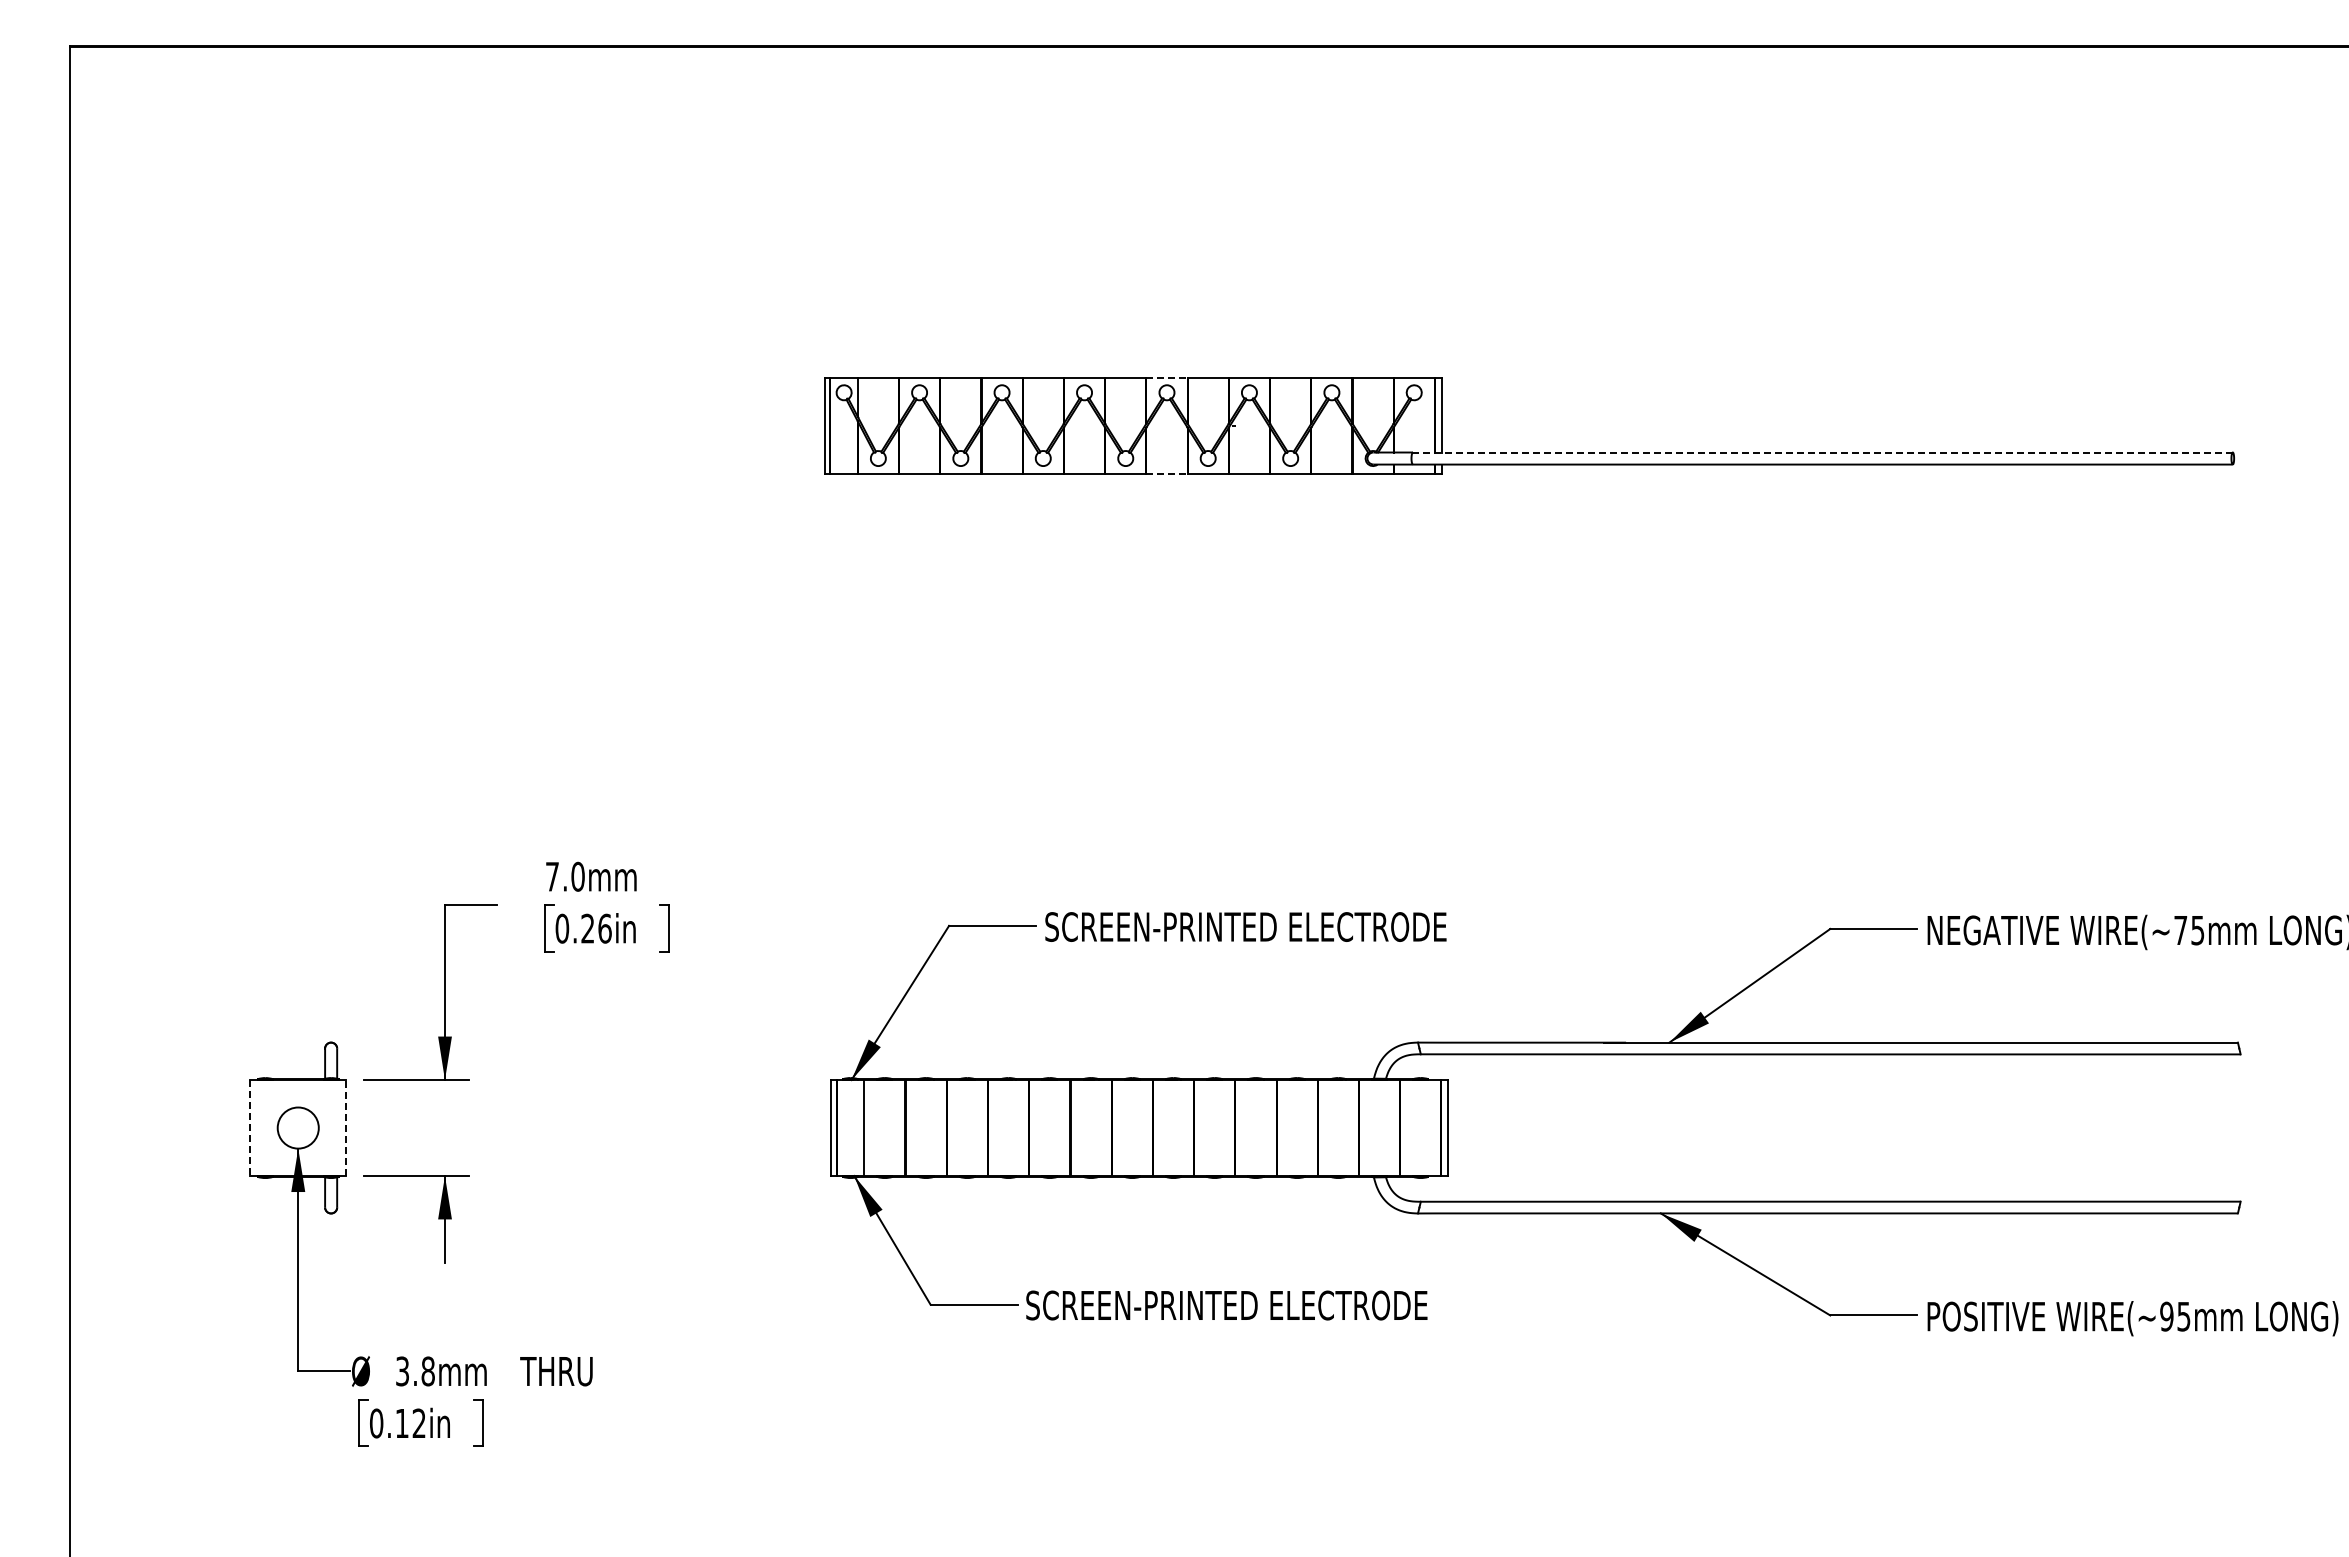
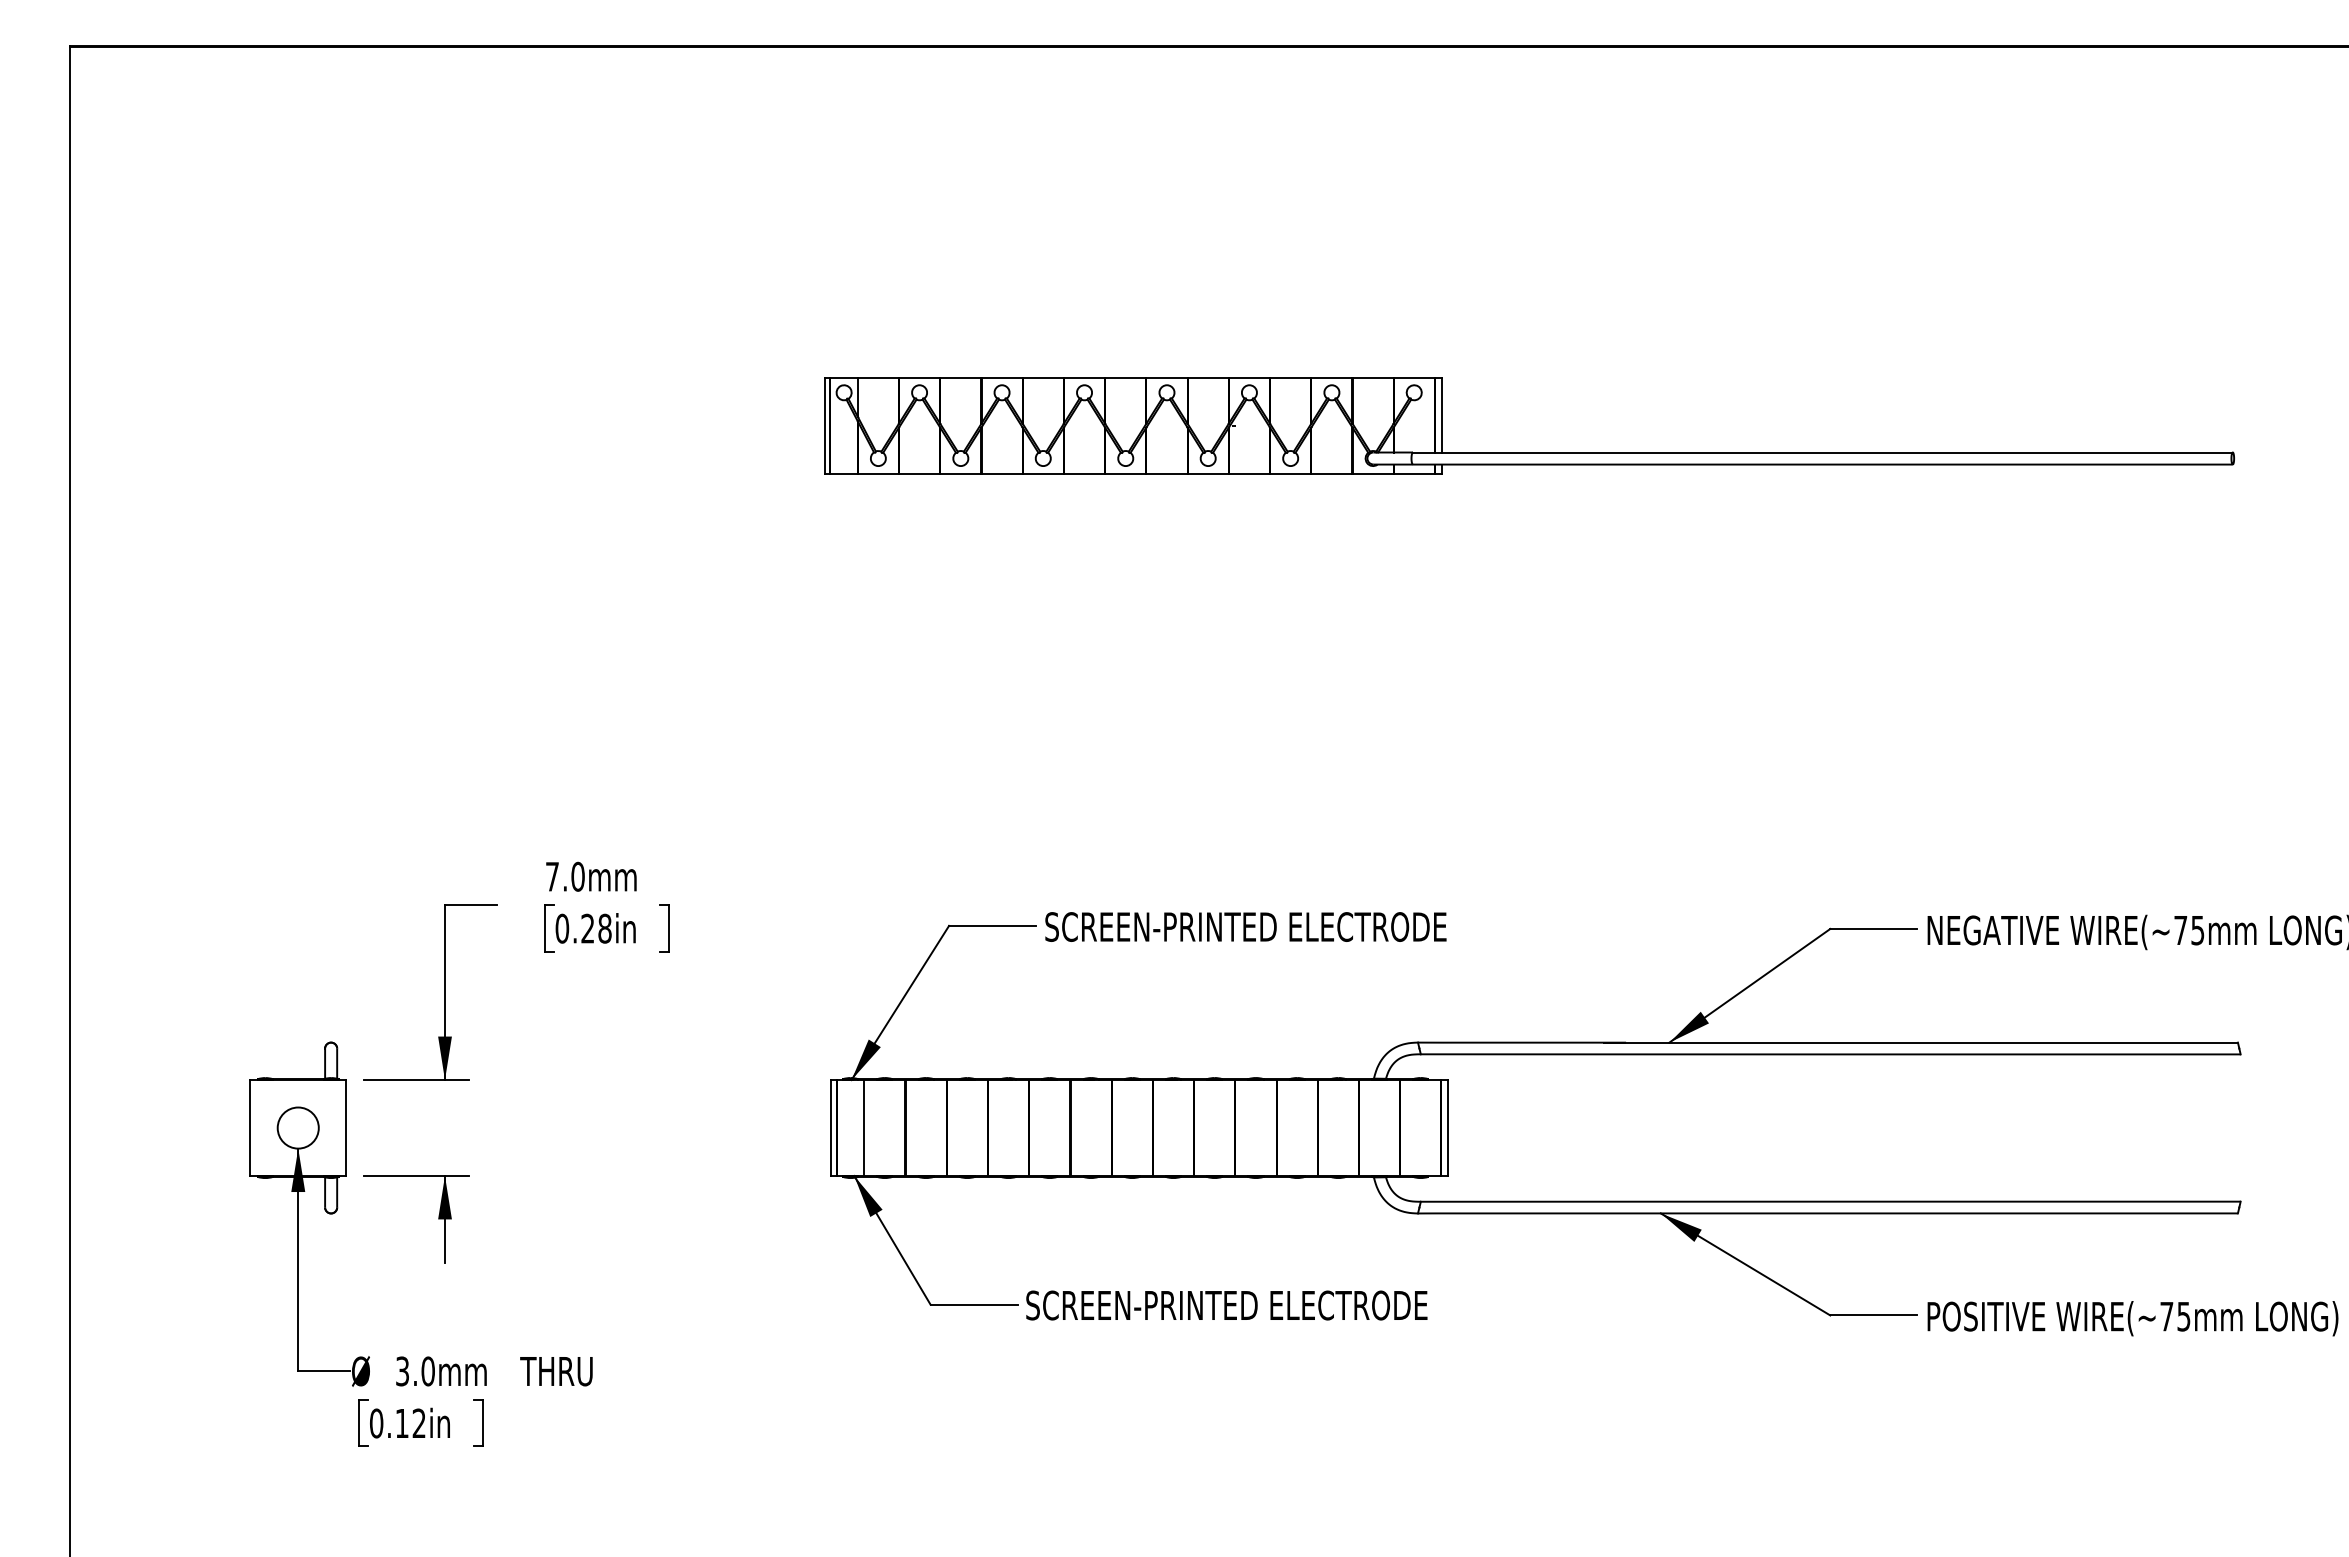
line: dashed -> solid (1166, 377)
line: dashed -> solid (1822, 452)
line: dashed -> solid (1166, 473)
text: 0.26in -> 0.28in (604, 928)
line: dashed -> solid (250, 1128)
line: dashed -> solid (346, 1128)
text: WIRE(~95mm -> WIRE(~75mm (2166, 1316)
text: 3.8mm -> 3.0mm (427, 1371)
